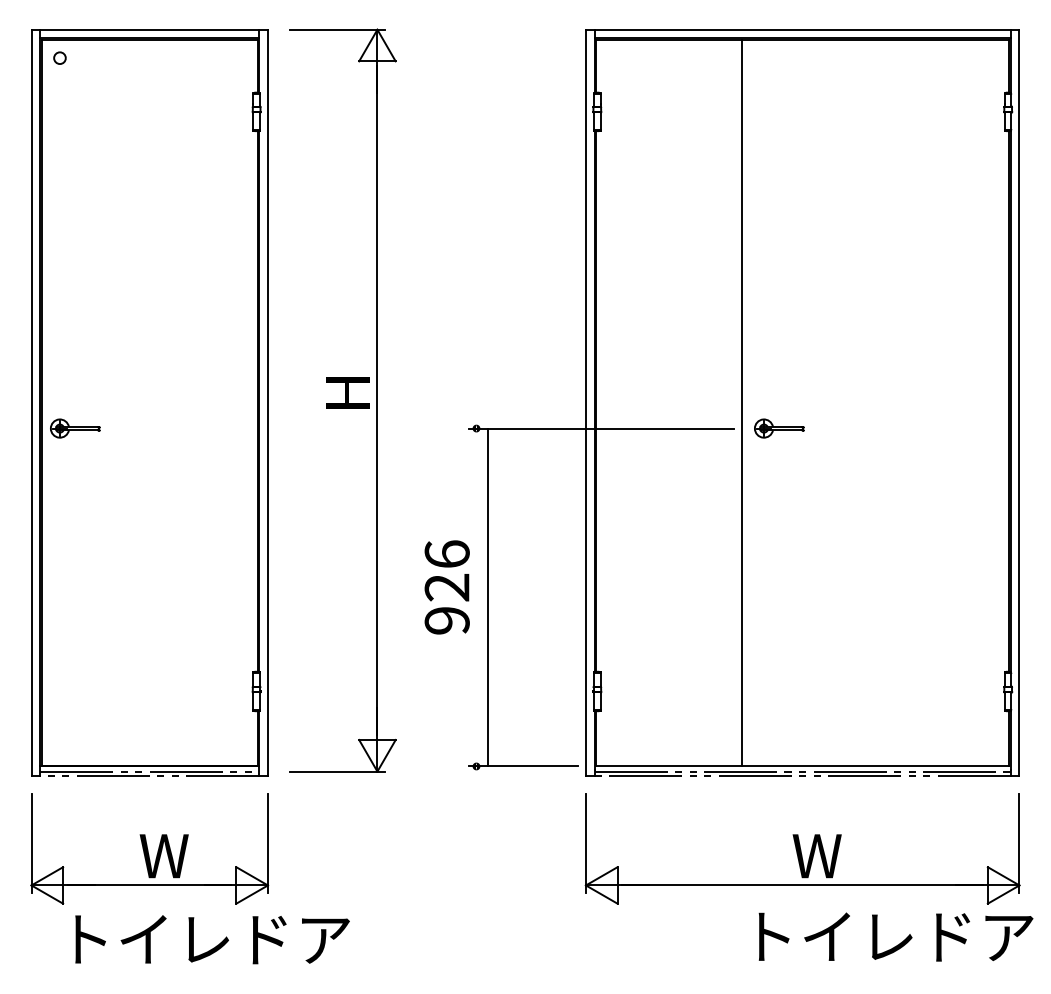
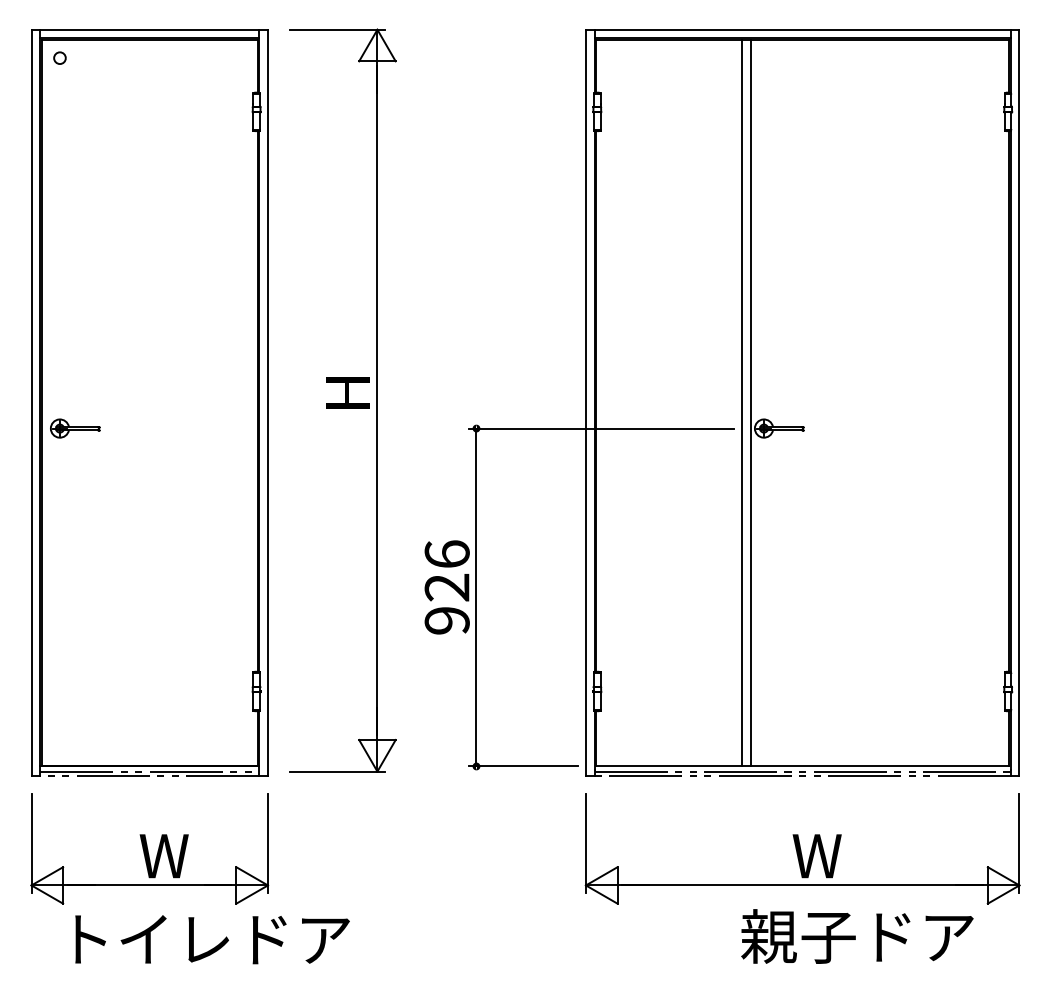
line: none -> present (751, 402)
line position: (488, 597) -> (476, 597) (476, 597)
text: トイレドア -> 親子ドア (887, 936)
